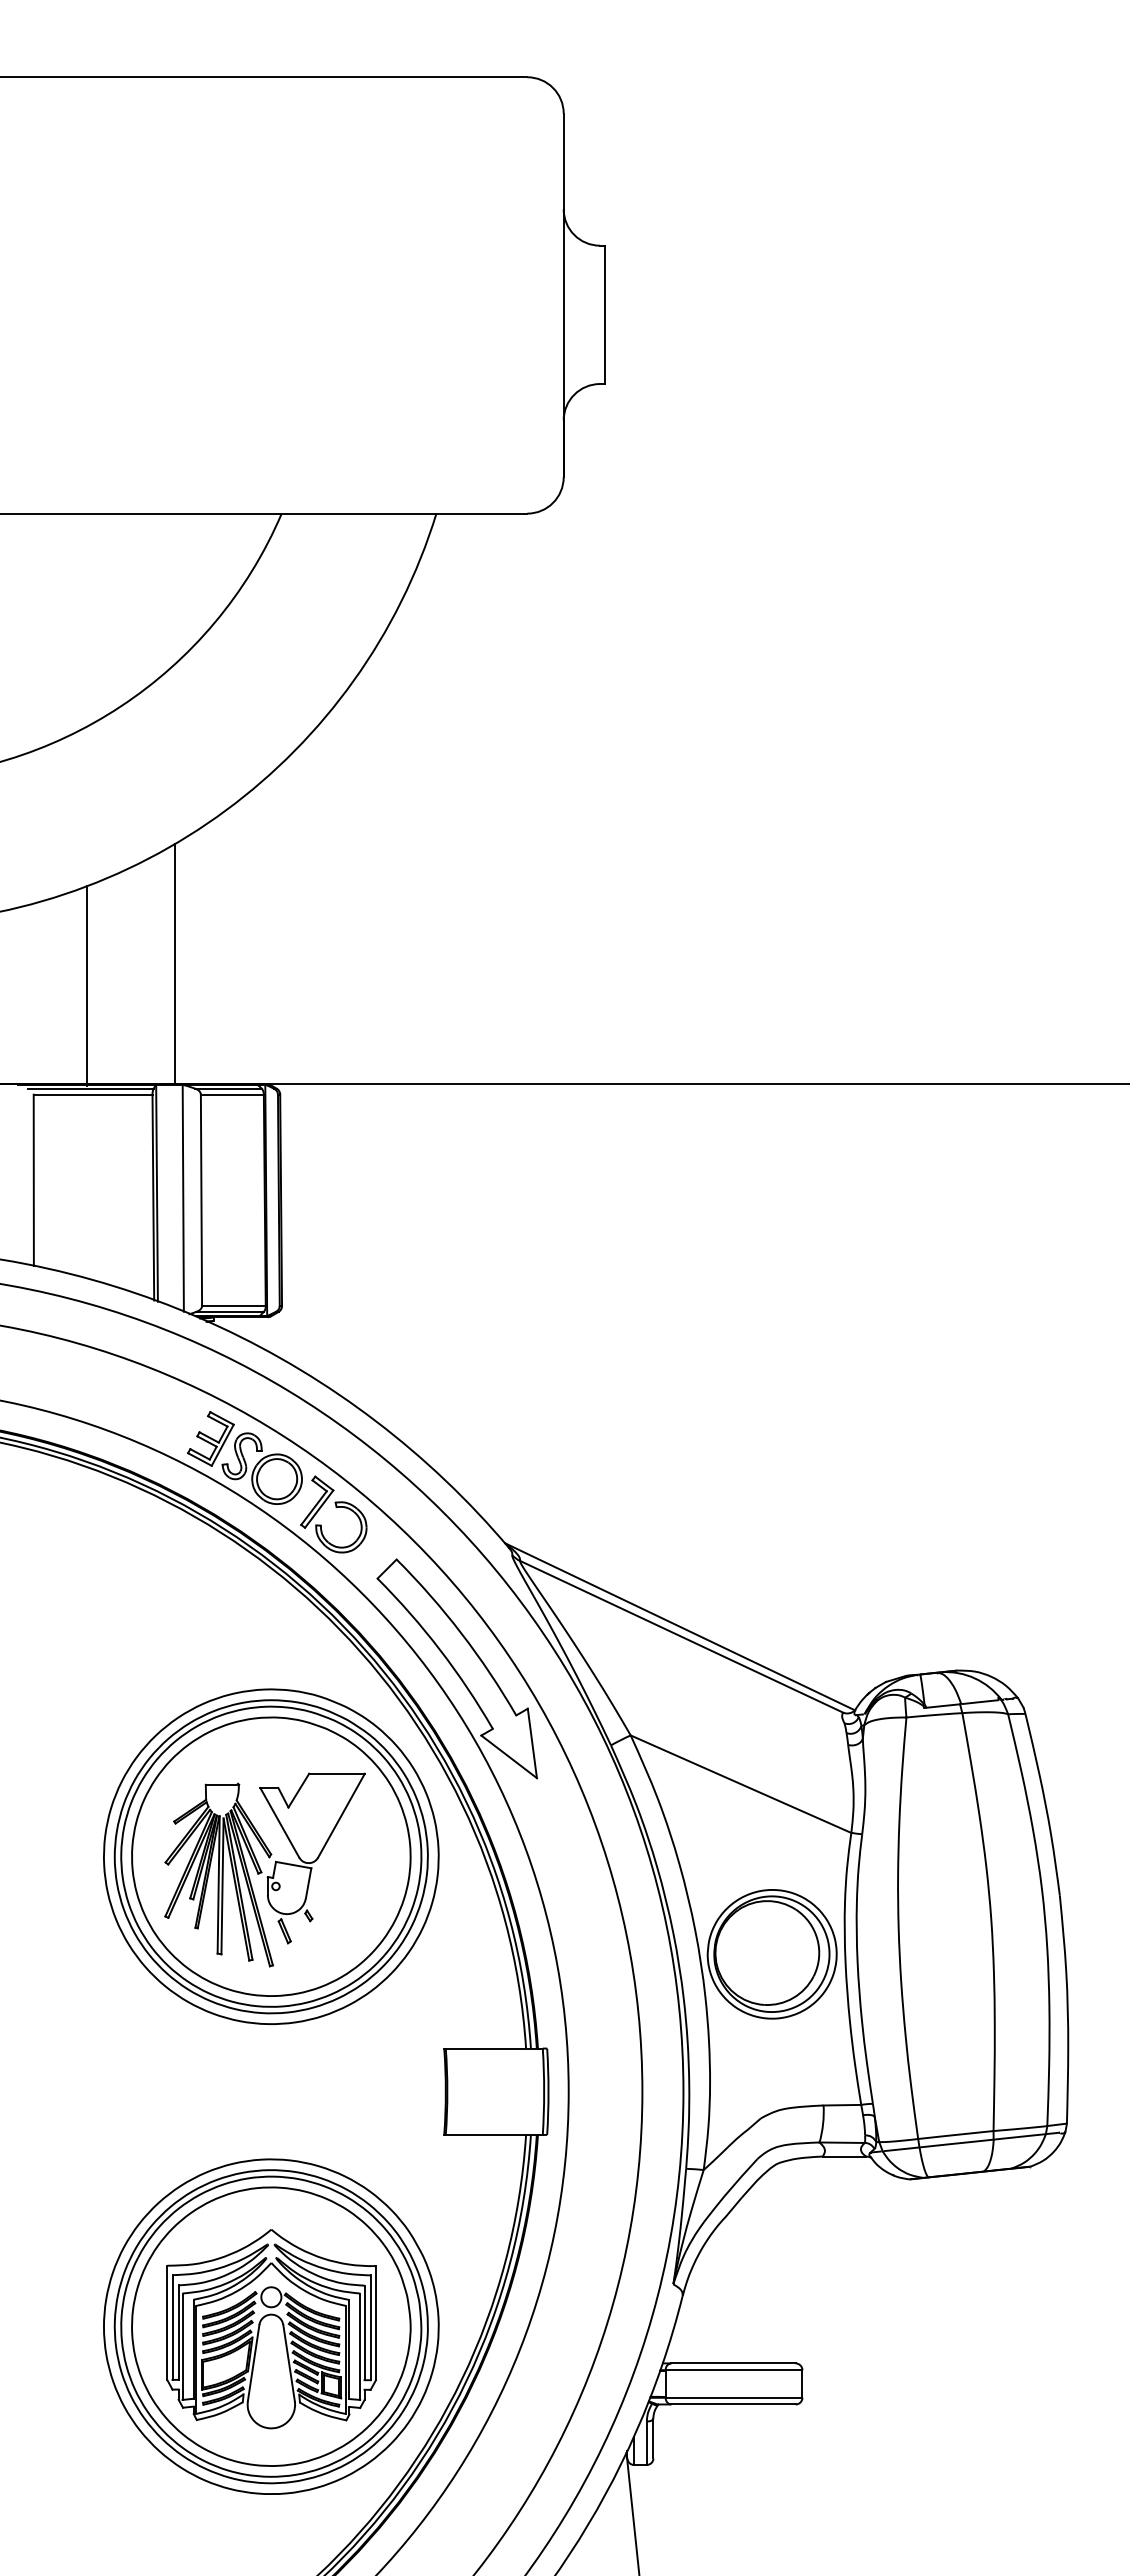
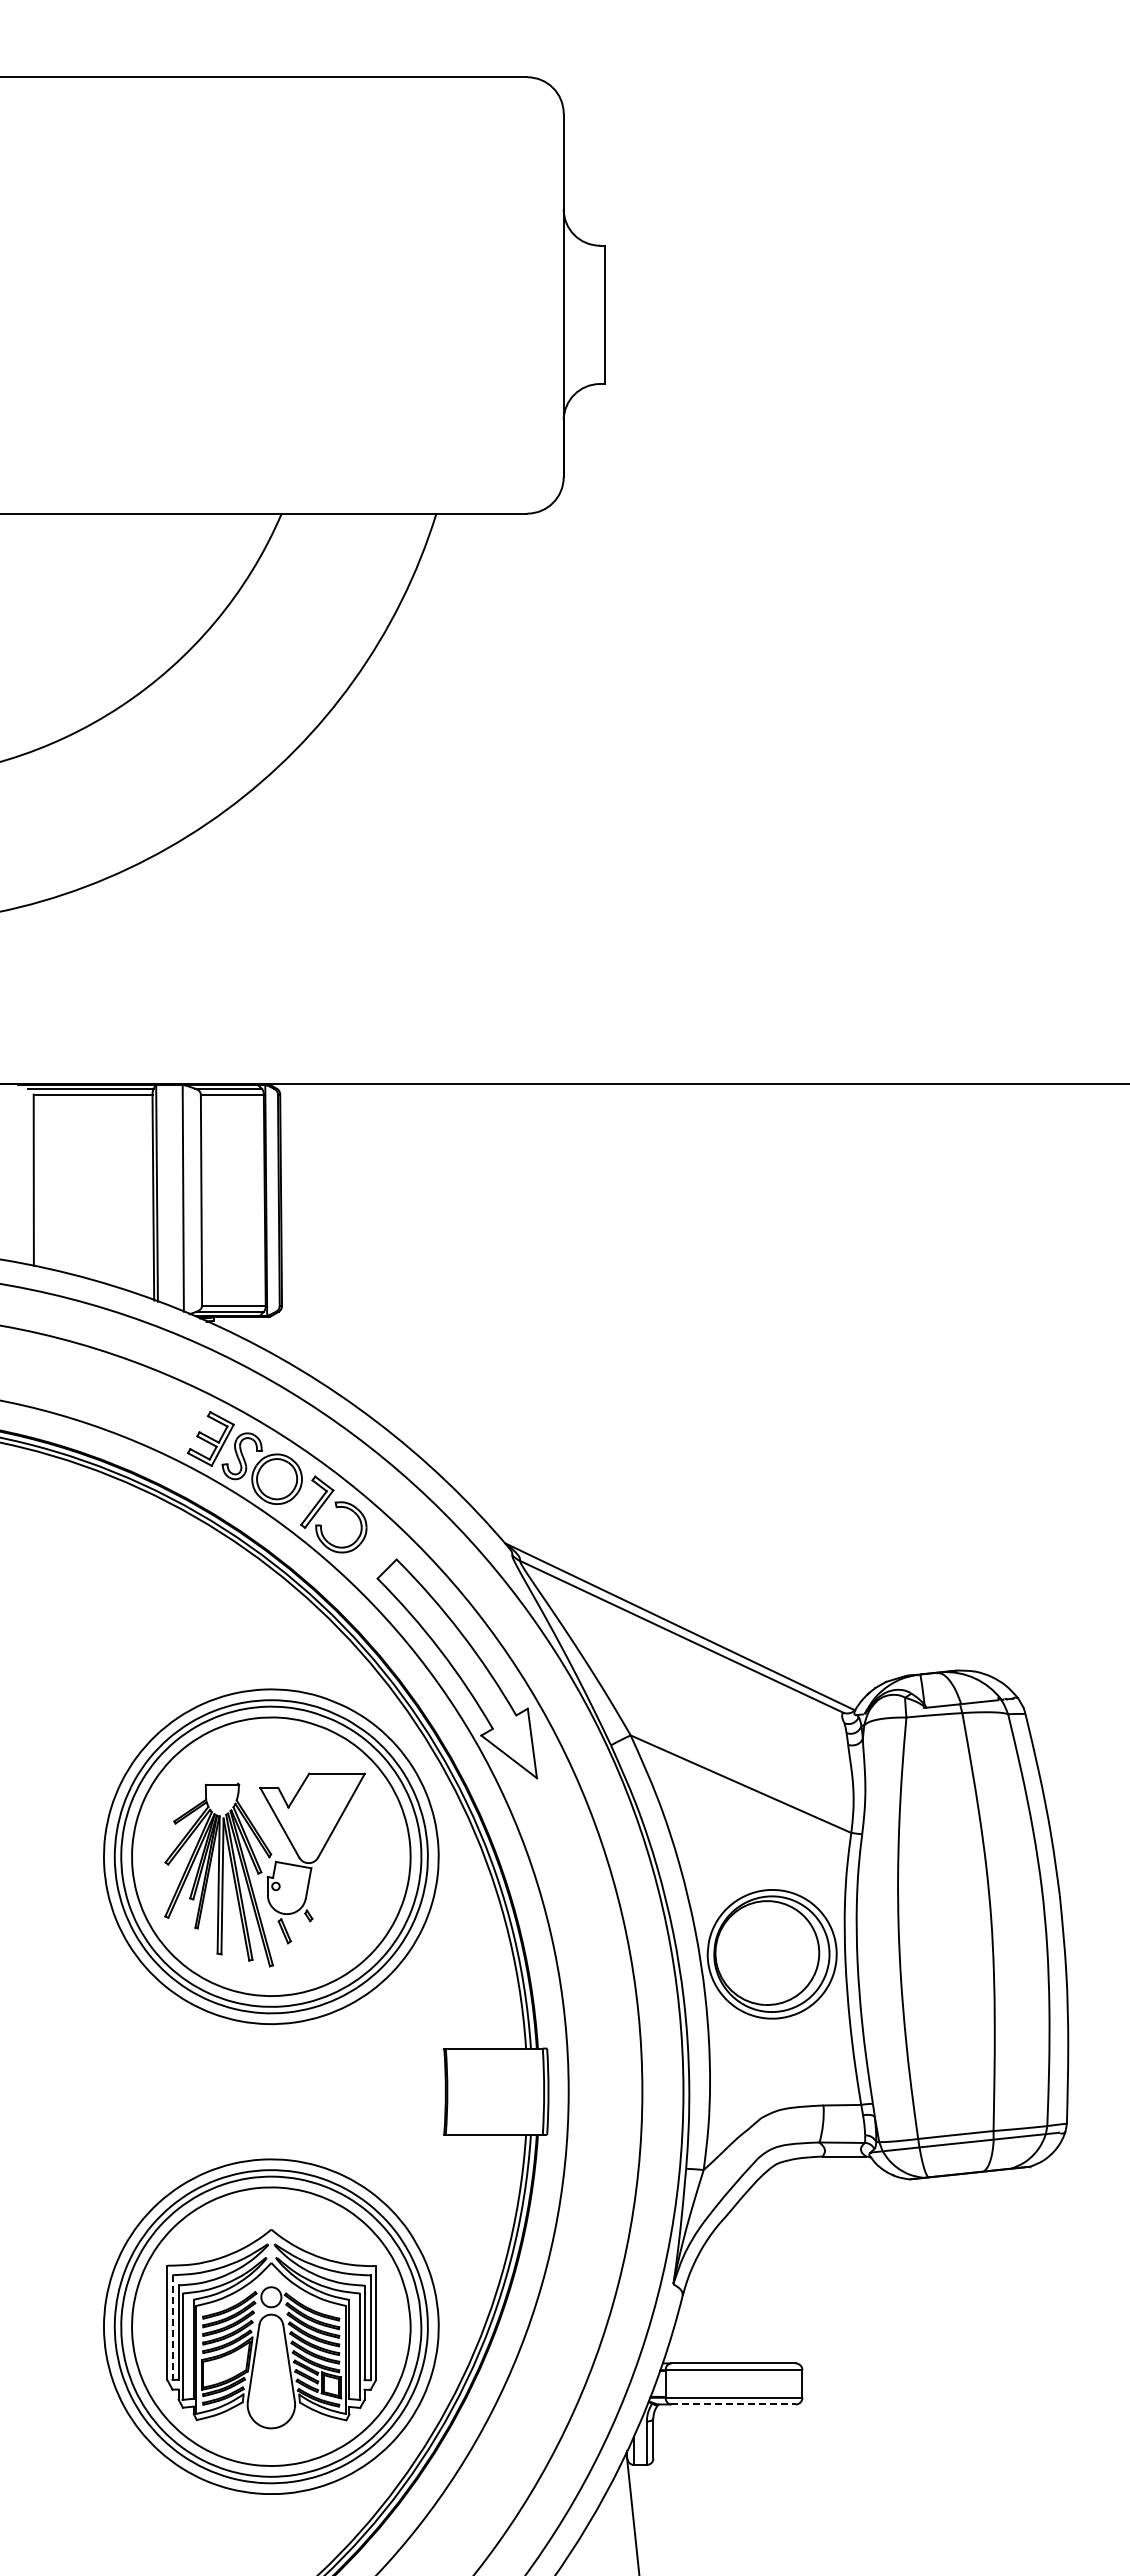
line: present -> none (174, 964)
line: present -> none (87, 986)
line: solid -> dashed (172, 2328)
line: solid -> dashed (734, 2404)
